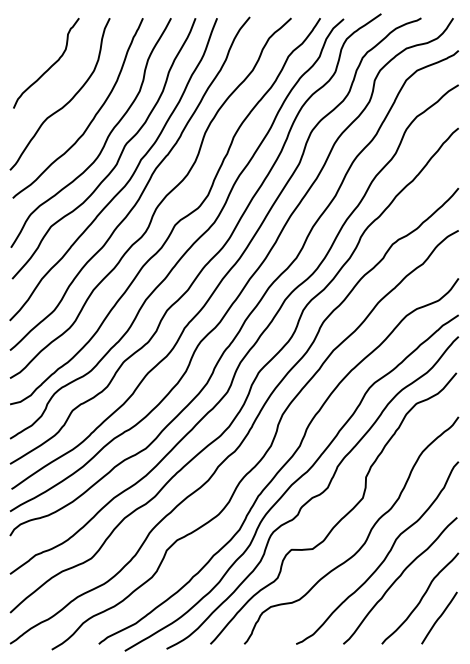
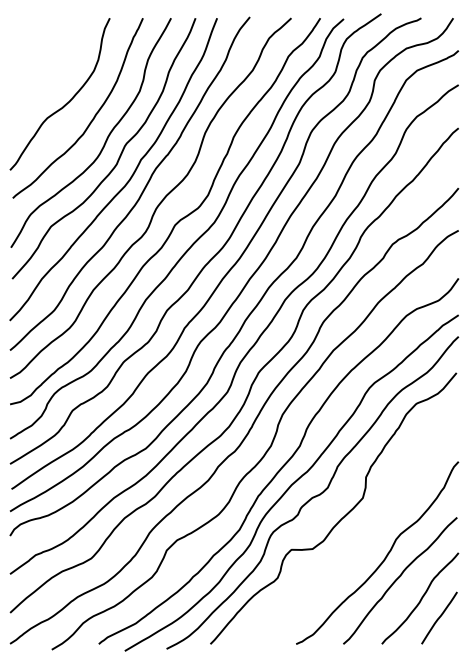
curve: present -> none (50, 66)
curve: present -> none (366, 537)
